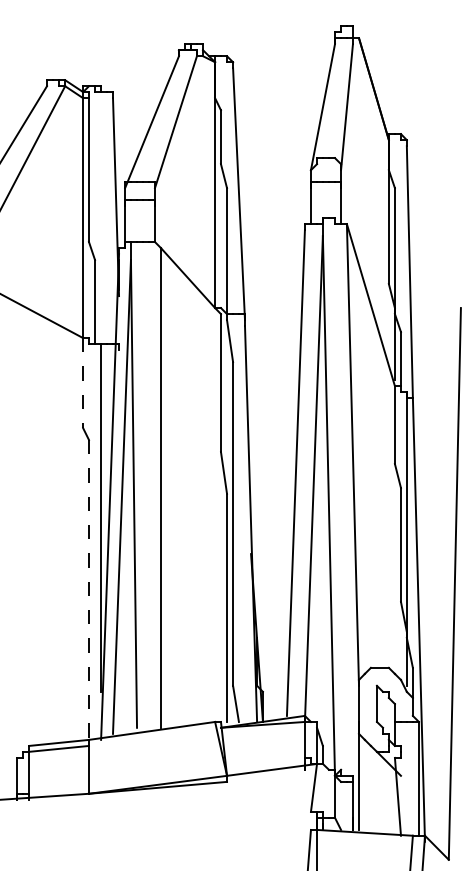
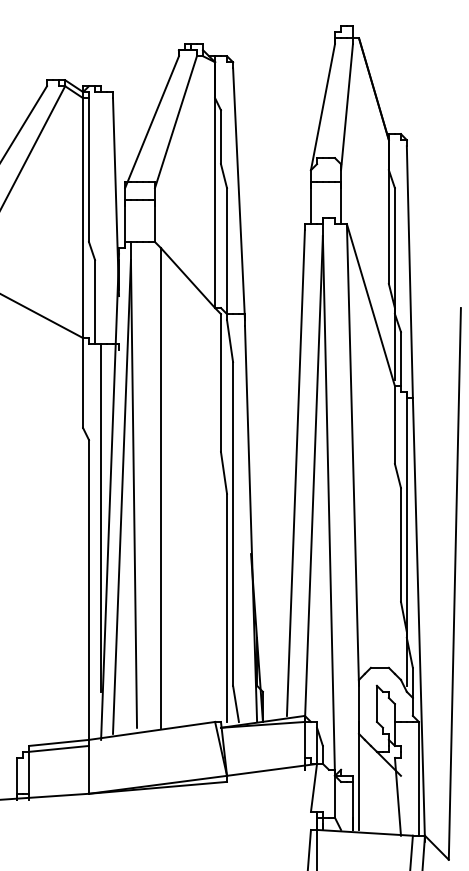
line: dashed -> solid (83, 383)
line: dashed -> solid (88, 589)
